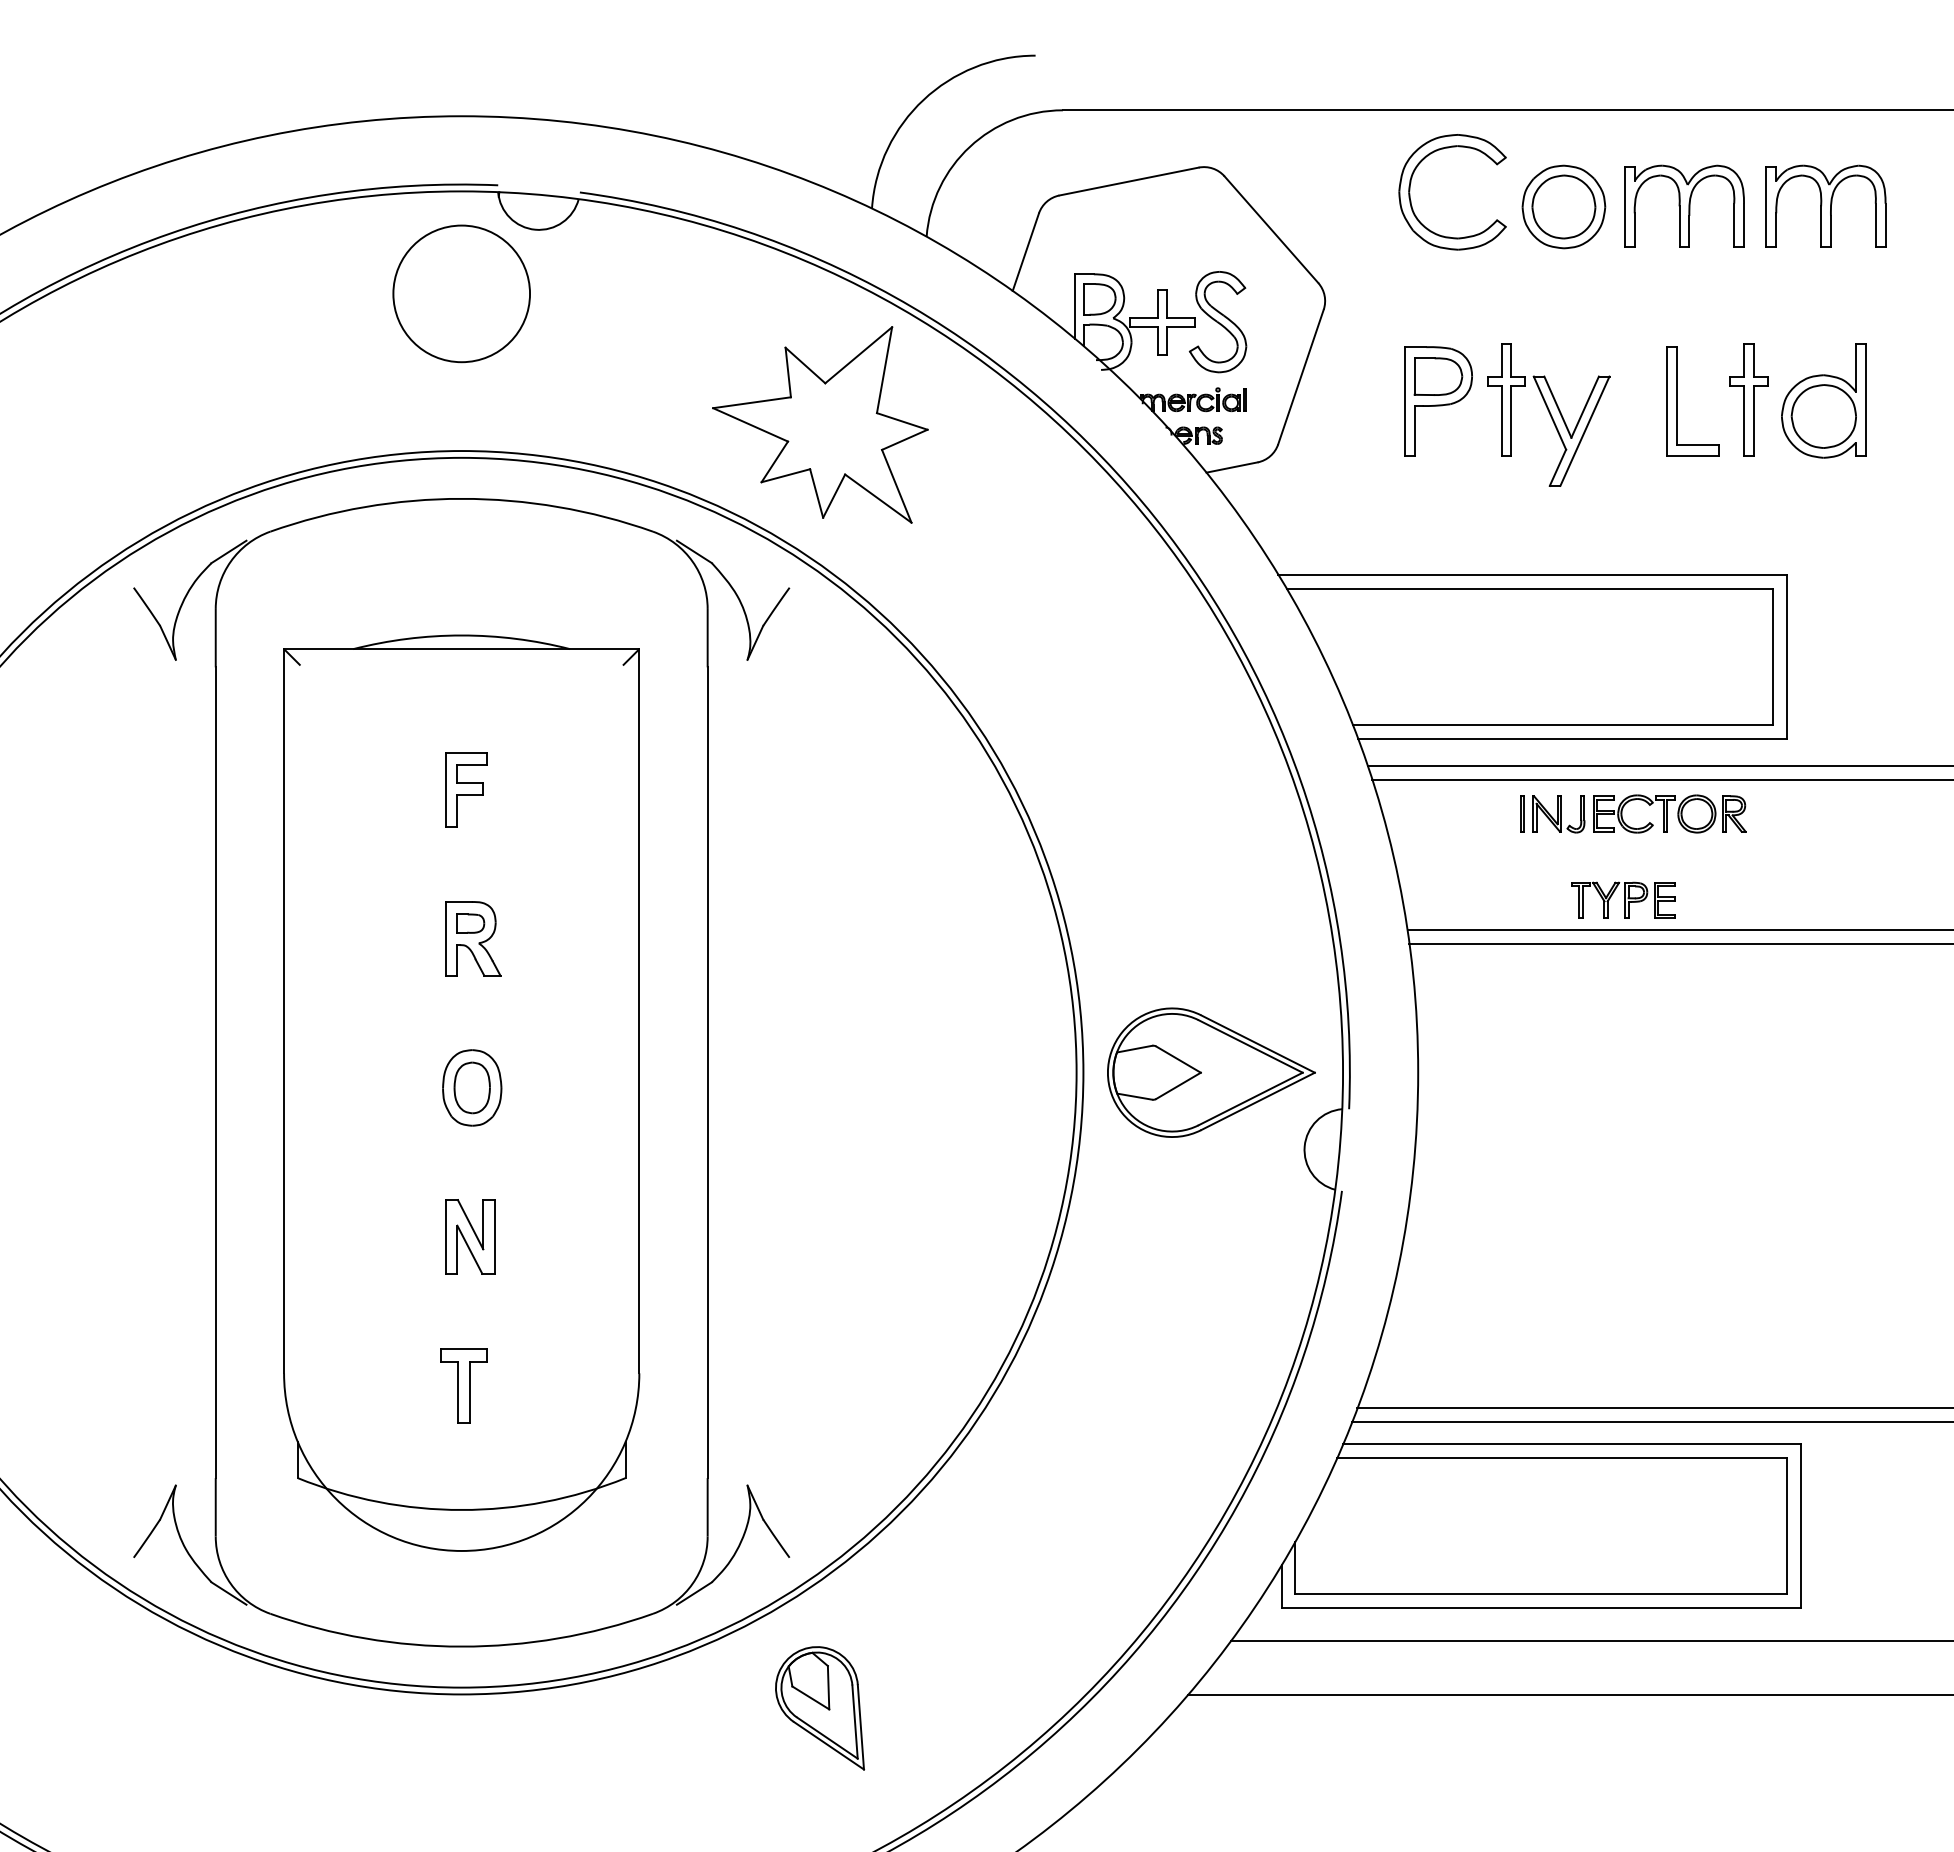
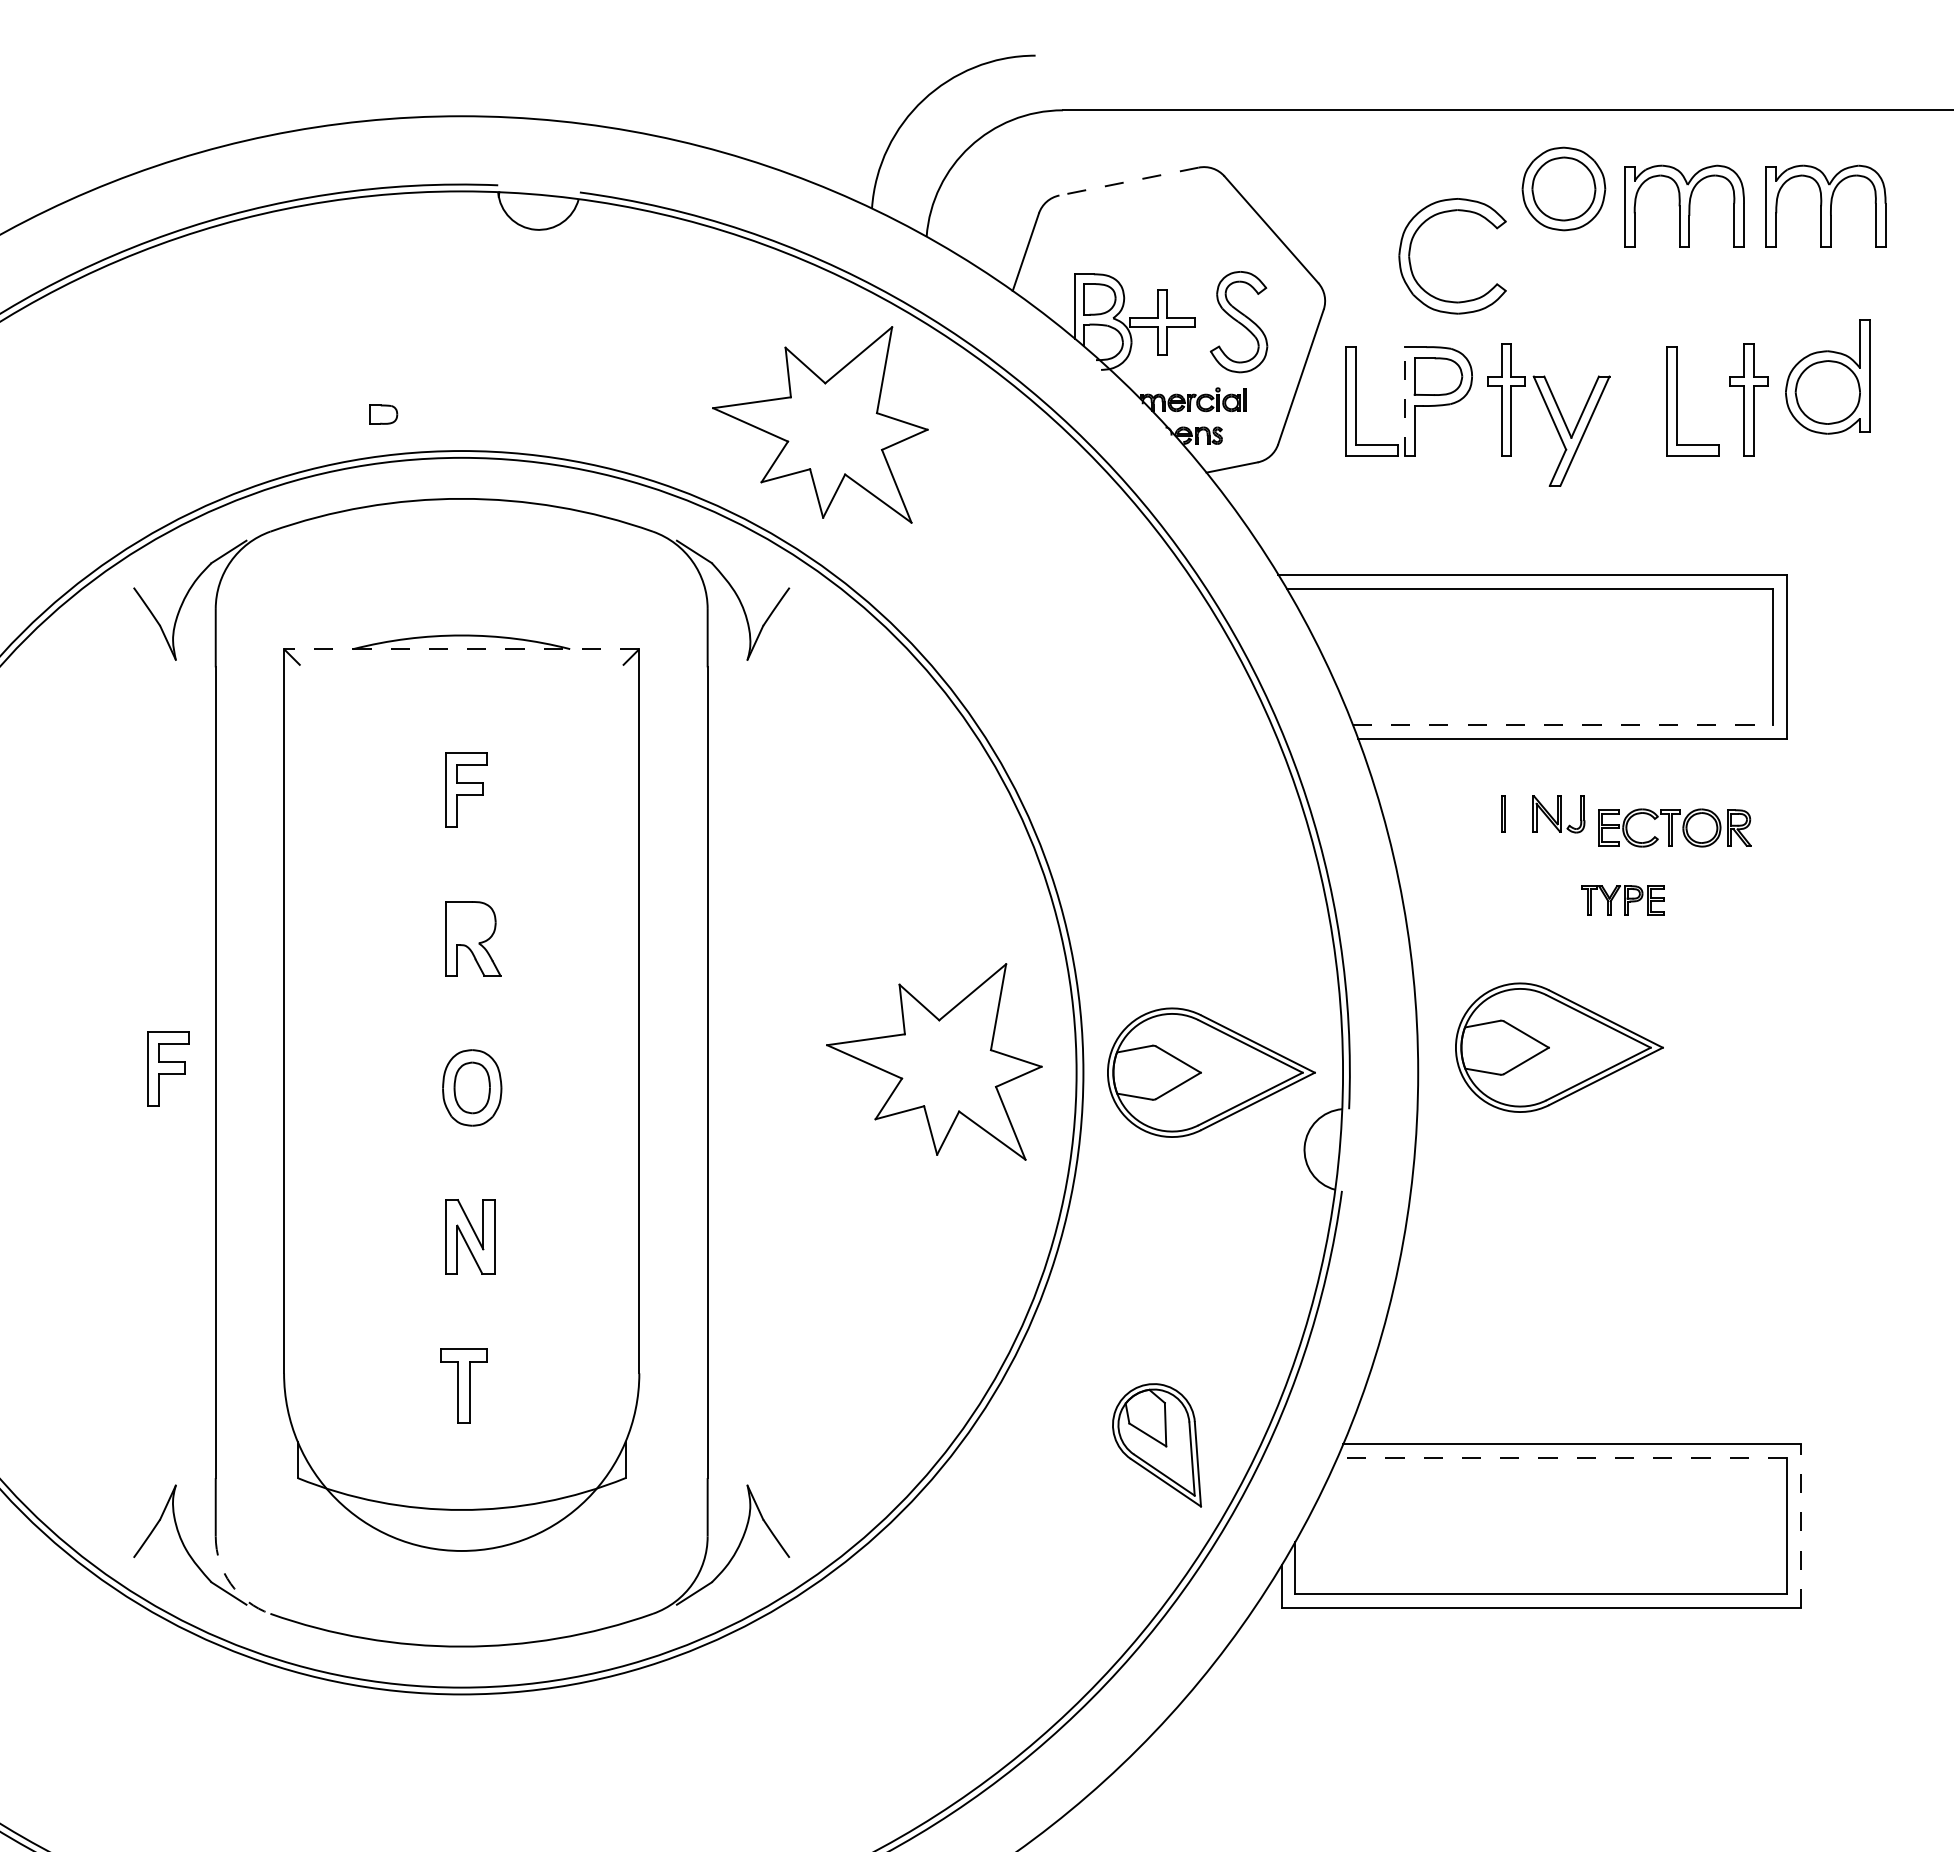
line: solid -> dashed (1128, 181)
part position: (1411, 200) -> (1411, 264) (1411, 264)
part position: (1563, 206) -> (1563, 188) (1563, 188)
circle: present -> none (461, 293)
part position: (1217, 322) -> (1238, 322) (1238, 322)
part position: (1823, 400) -> (1827, 376) (1827, 376)
part: none -> present (1356, 401)
line: solid -> dashed (1404, 401)
line: solid -> dashed (461, 649)
line: solid -> dashed (1563, 725)
line: present -> none (1658, 766)
line: present -> none (1661, 779)
line position: (1521, 813) -> (1502, 813) (1502, 813)
part position: (1669, 813) -> (1674, 827) (1674, 827)
part size: 105x38 px -> 84x31 px (1622, 900)
part position: (470, 923) -> (383, 414) (383, 414)
line: present -> none (1678, 930)
line: present -> none (1679, 943)
part: none -> present (1559, 1047)
part: none -> present (934, 1061)
part: none -> present (168, 1068)
line: present -> none (1653, 1408)
line: present -> none (1651, 1422)
line: solid -> dashed (1562, 1457)
line: solid -> dashed (1800, 1525)
arc: solid -> dashed (230, 1583)
line: present -> none (1590, 1640)
line: present -> none (1568, 1695)
part position: (819, 1708) -> (1156, 1445) (1156, 1445)
